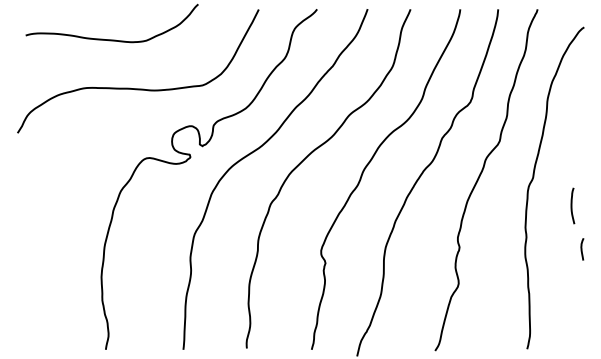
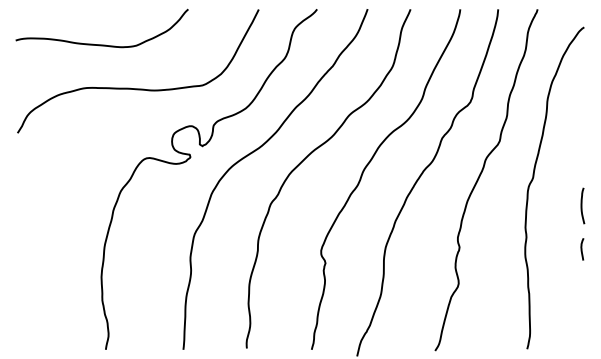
curve position: (111, 39) -> (101, 44) (101, 44)
curve position: (572, 205) -> (582, 205) (582, 205)
